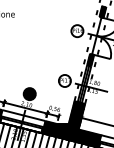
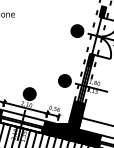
fill: none -> present (77, 31)
fill: none -> present (64, 80)
